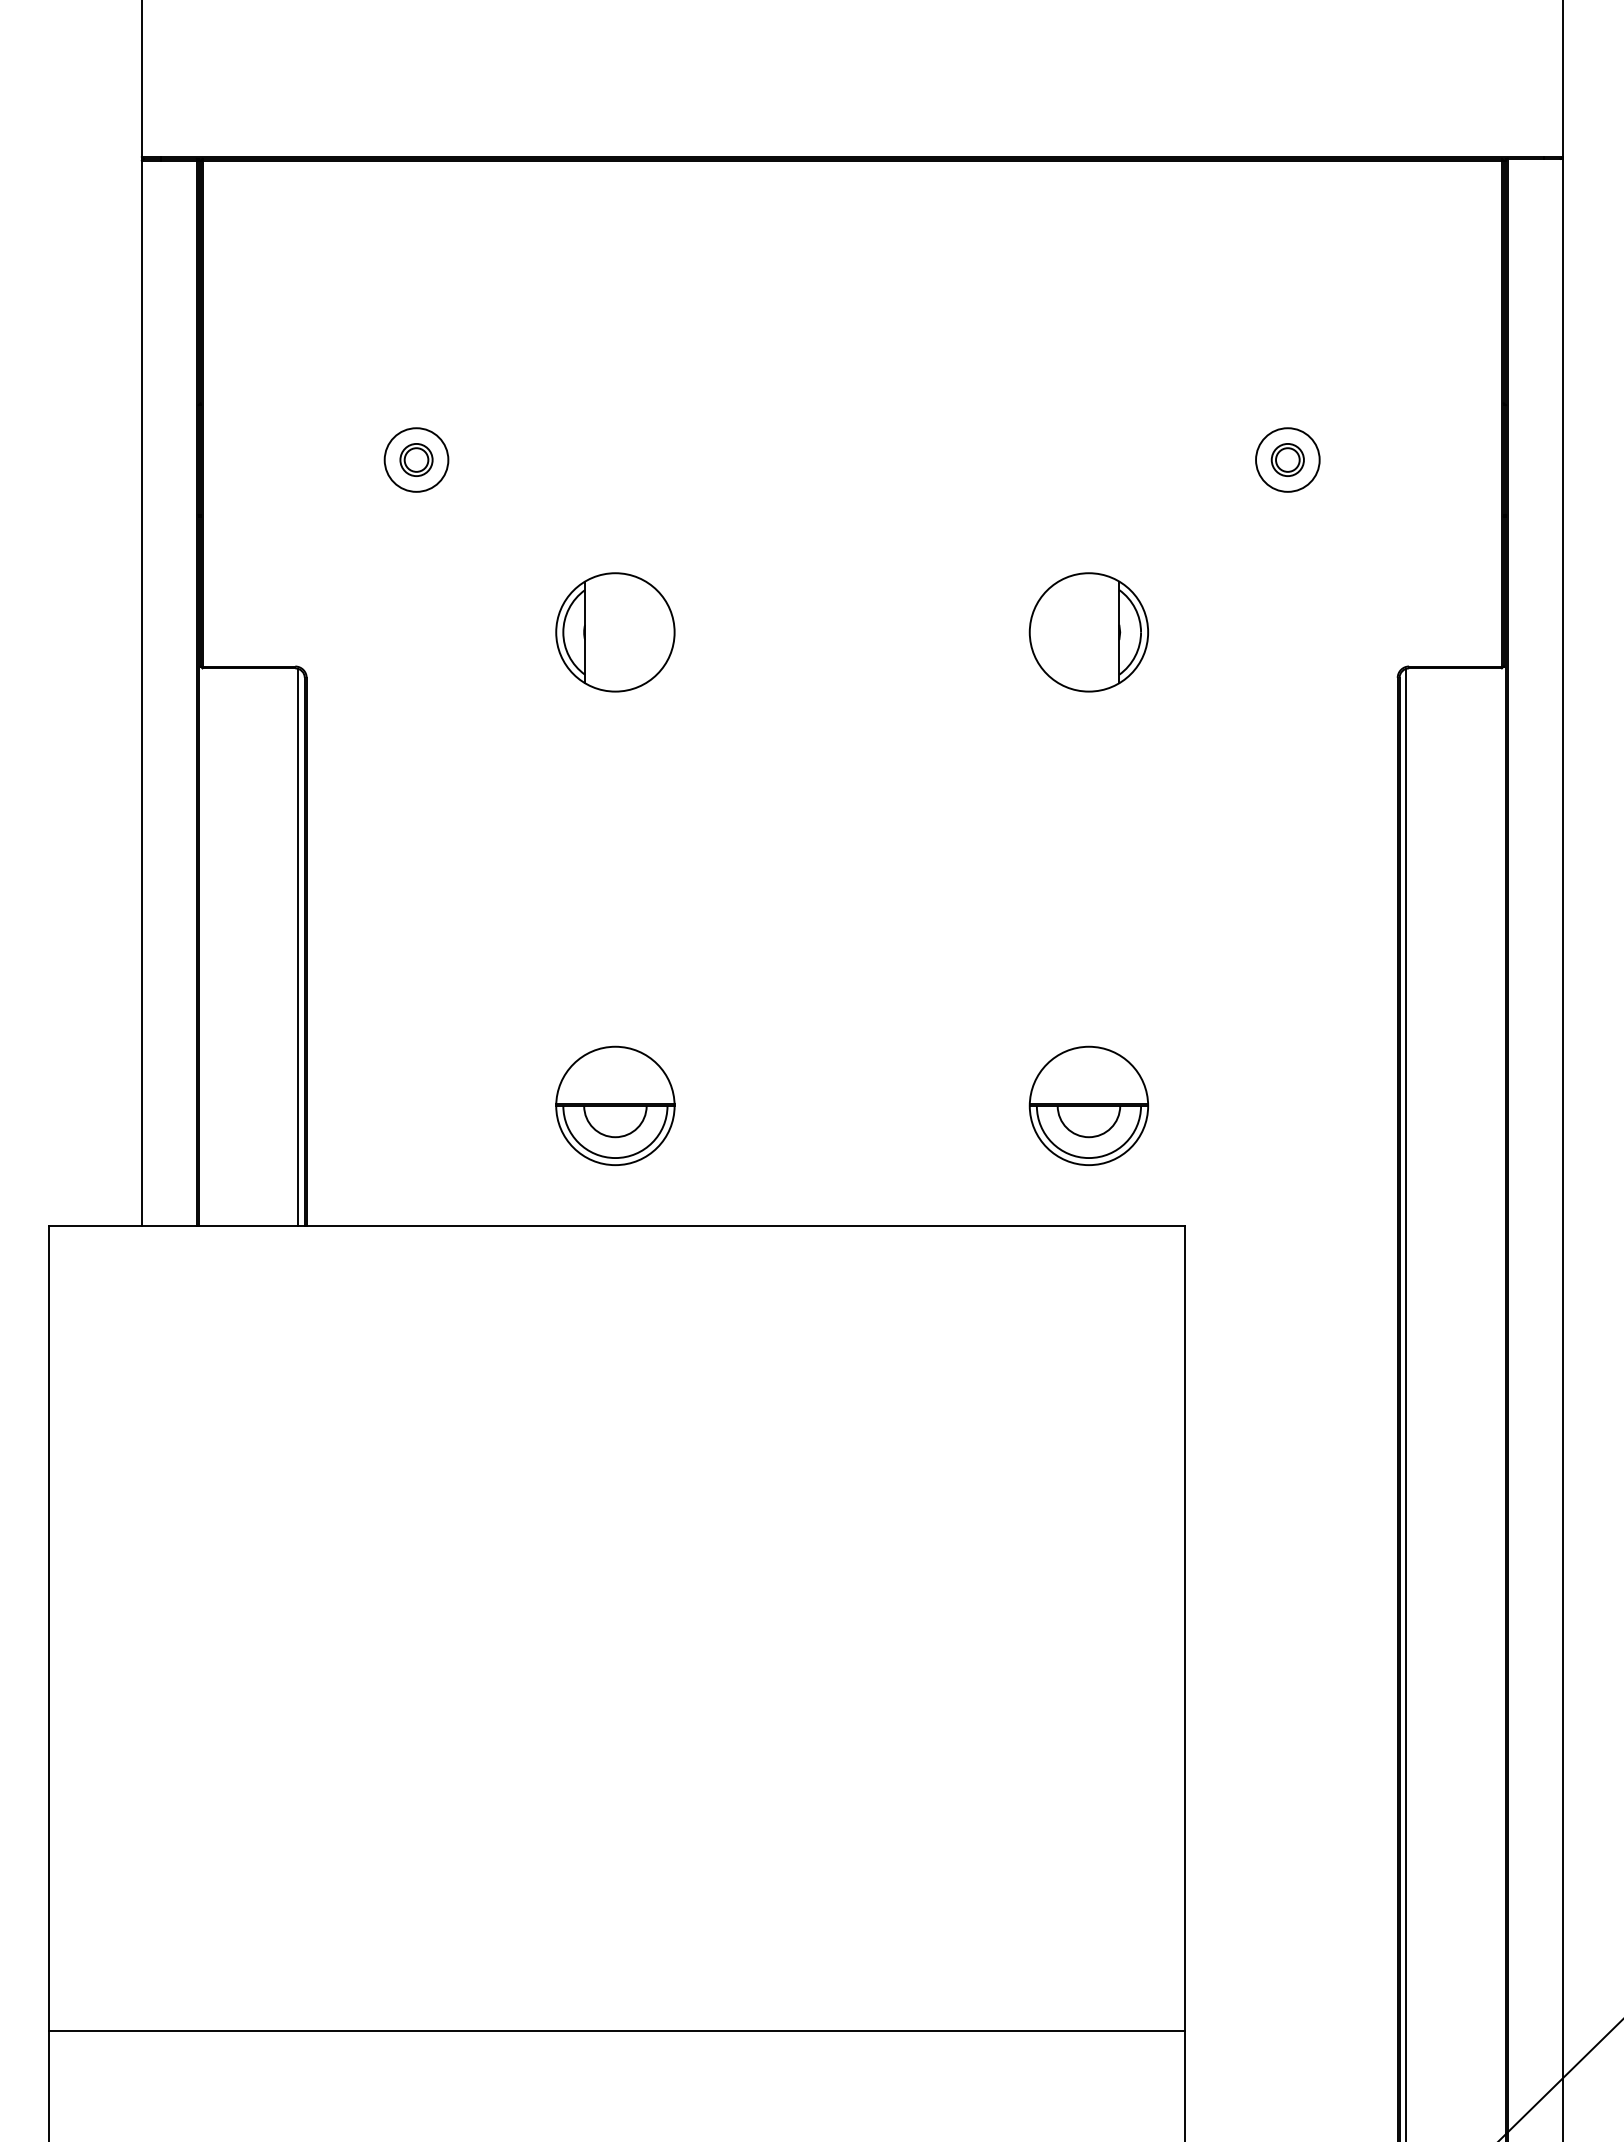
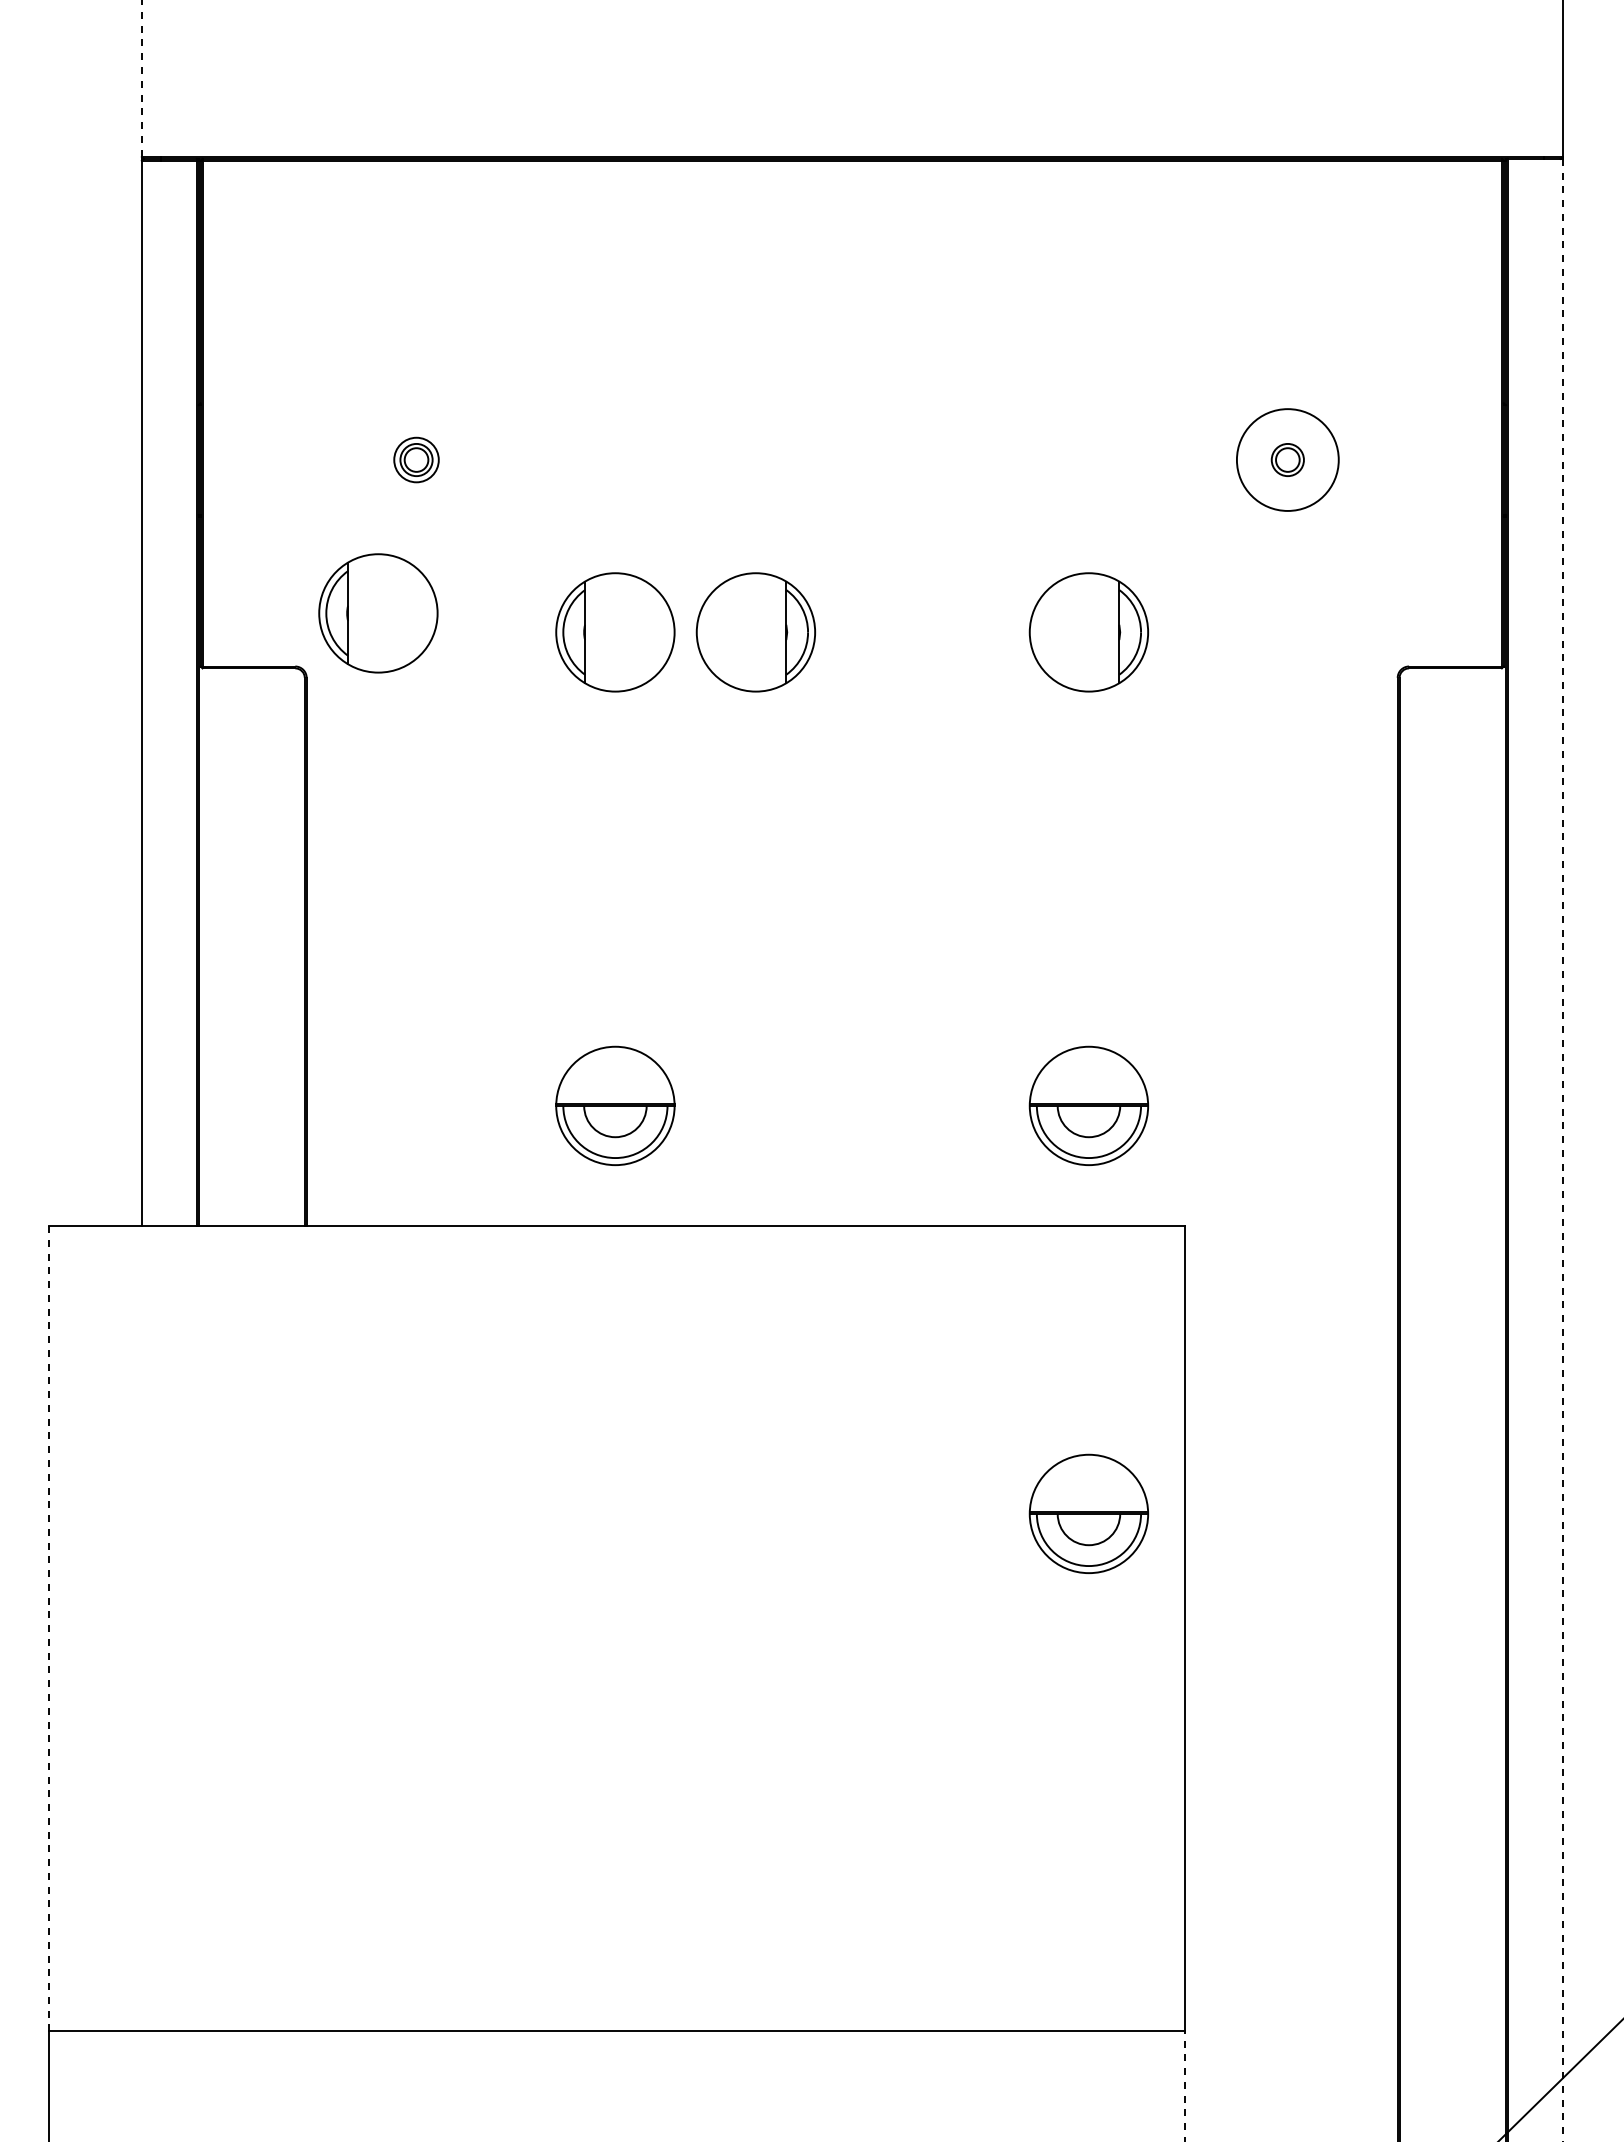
line: solid -> dashed (141, 79)
circle diameter: 64 px -> 45 px (416, 459)
circle diameter: 64 px -> 102 px (1287, 459)
part: none -> present (378, 613)
part: none -> present (755, 632)
line: present -> none (298, 946)
line: solid -> dashed (1562, 1150)
line: present -> none (1406, 1403)
part: none -> present (1088, 1513)
line: solid -> dashed (48, 1628)
line: solid -> dashed (1185, 2085)
